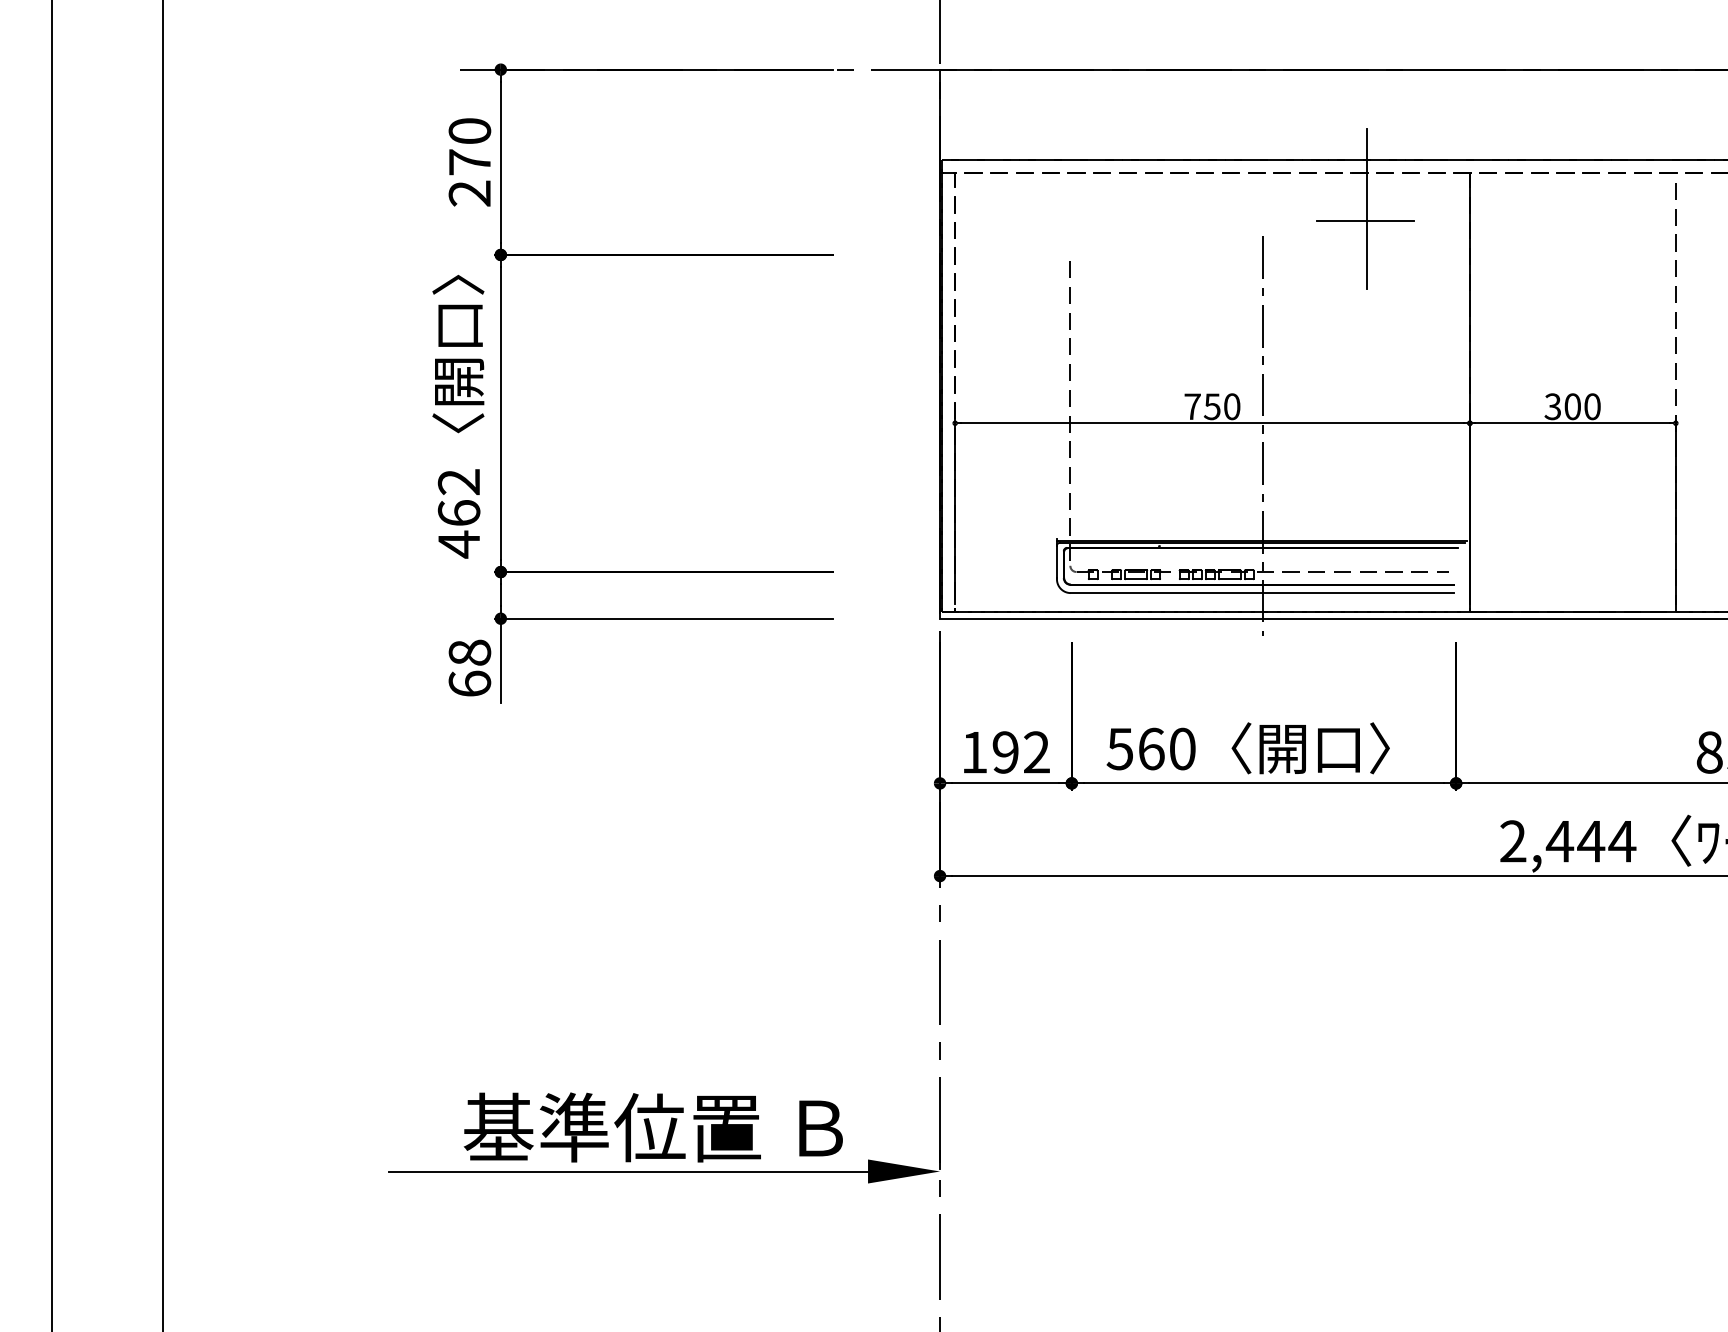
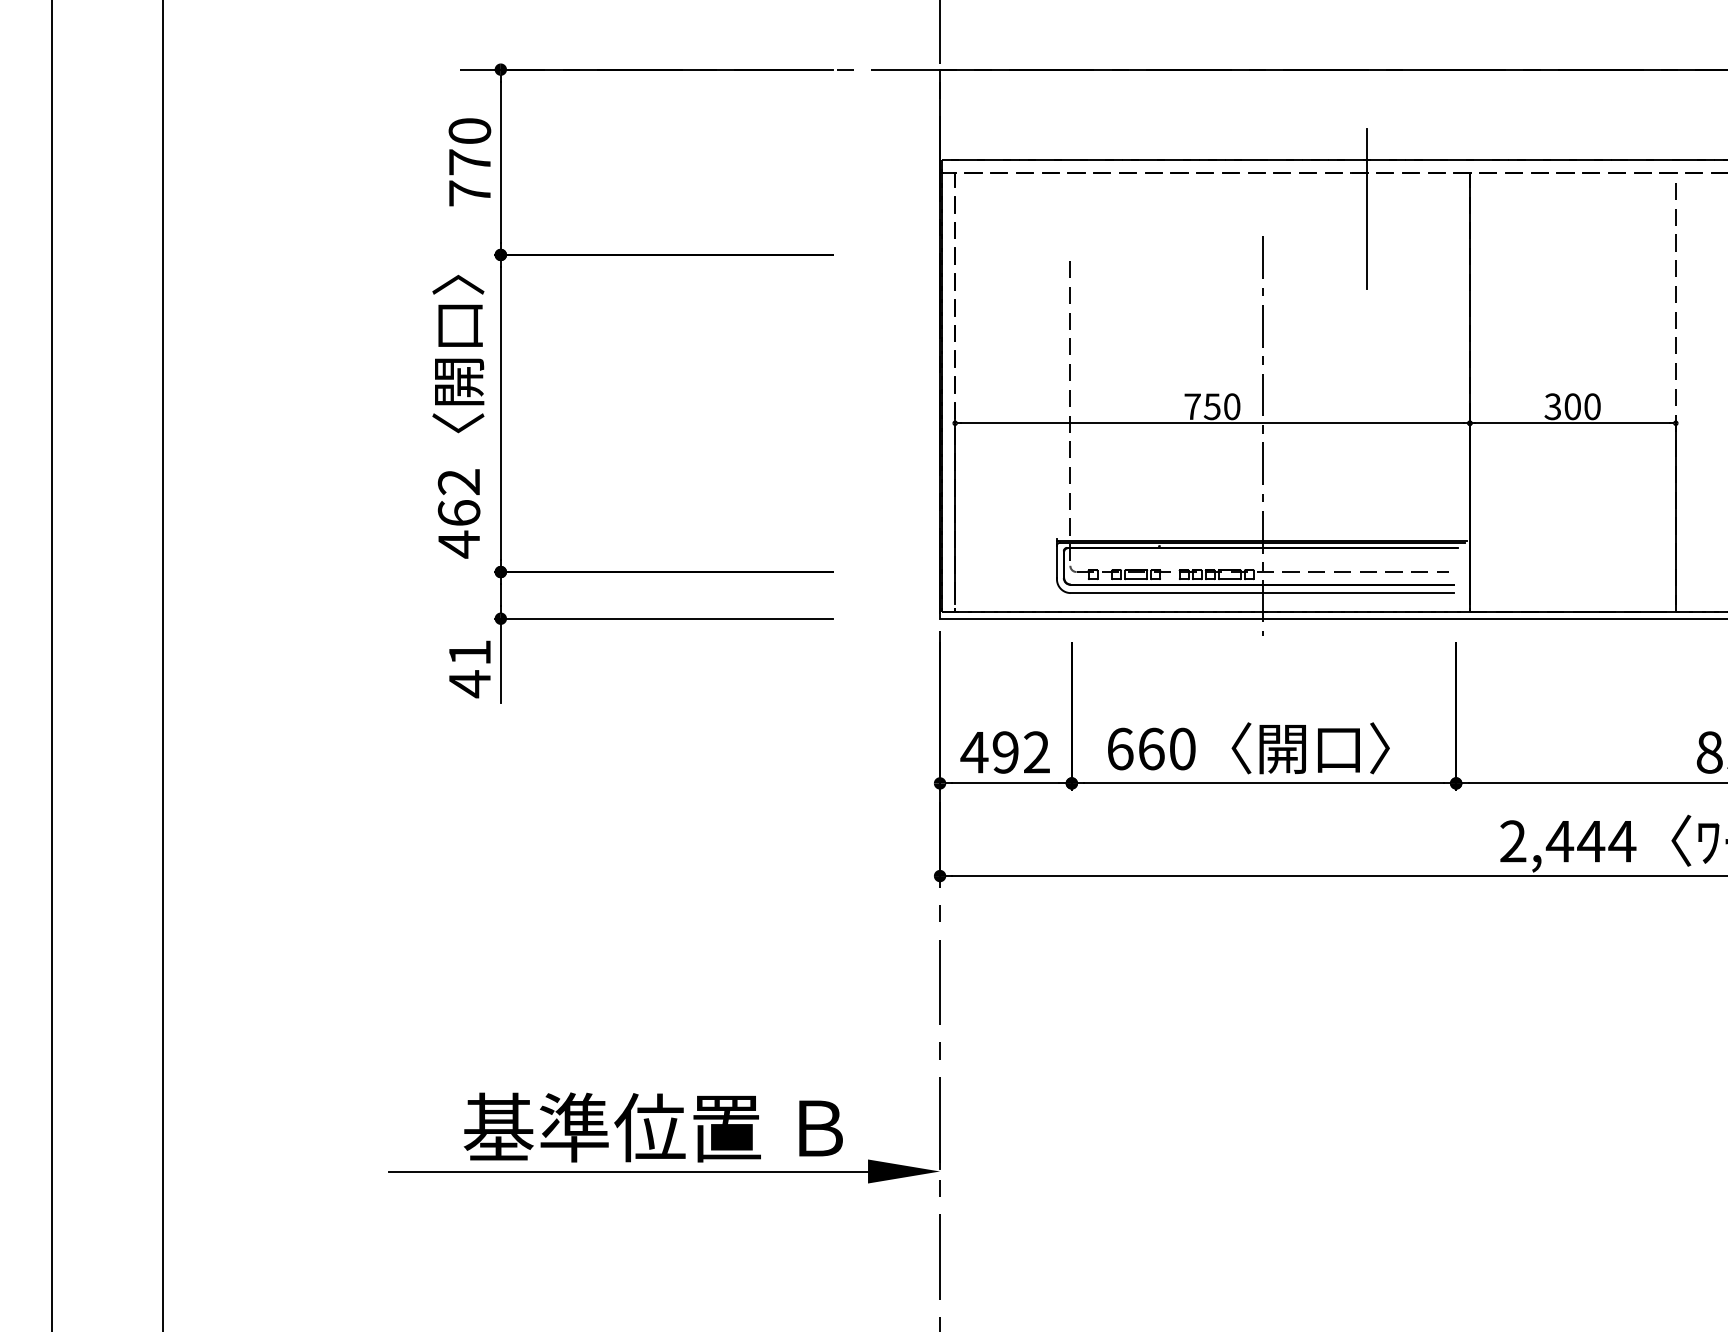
text: 270 -> 770 (469, 193)
line: present -> none (1365, 220)
text: 68 -> 41 (469, 668)
text: 560 -> 660 (1119, 748)
text: 192 -> 492 (974, 752)
